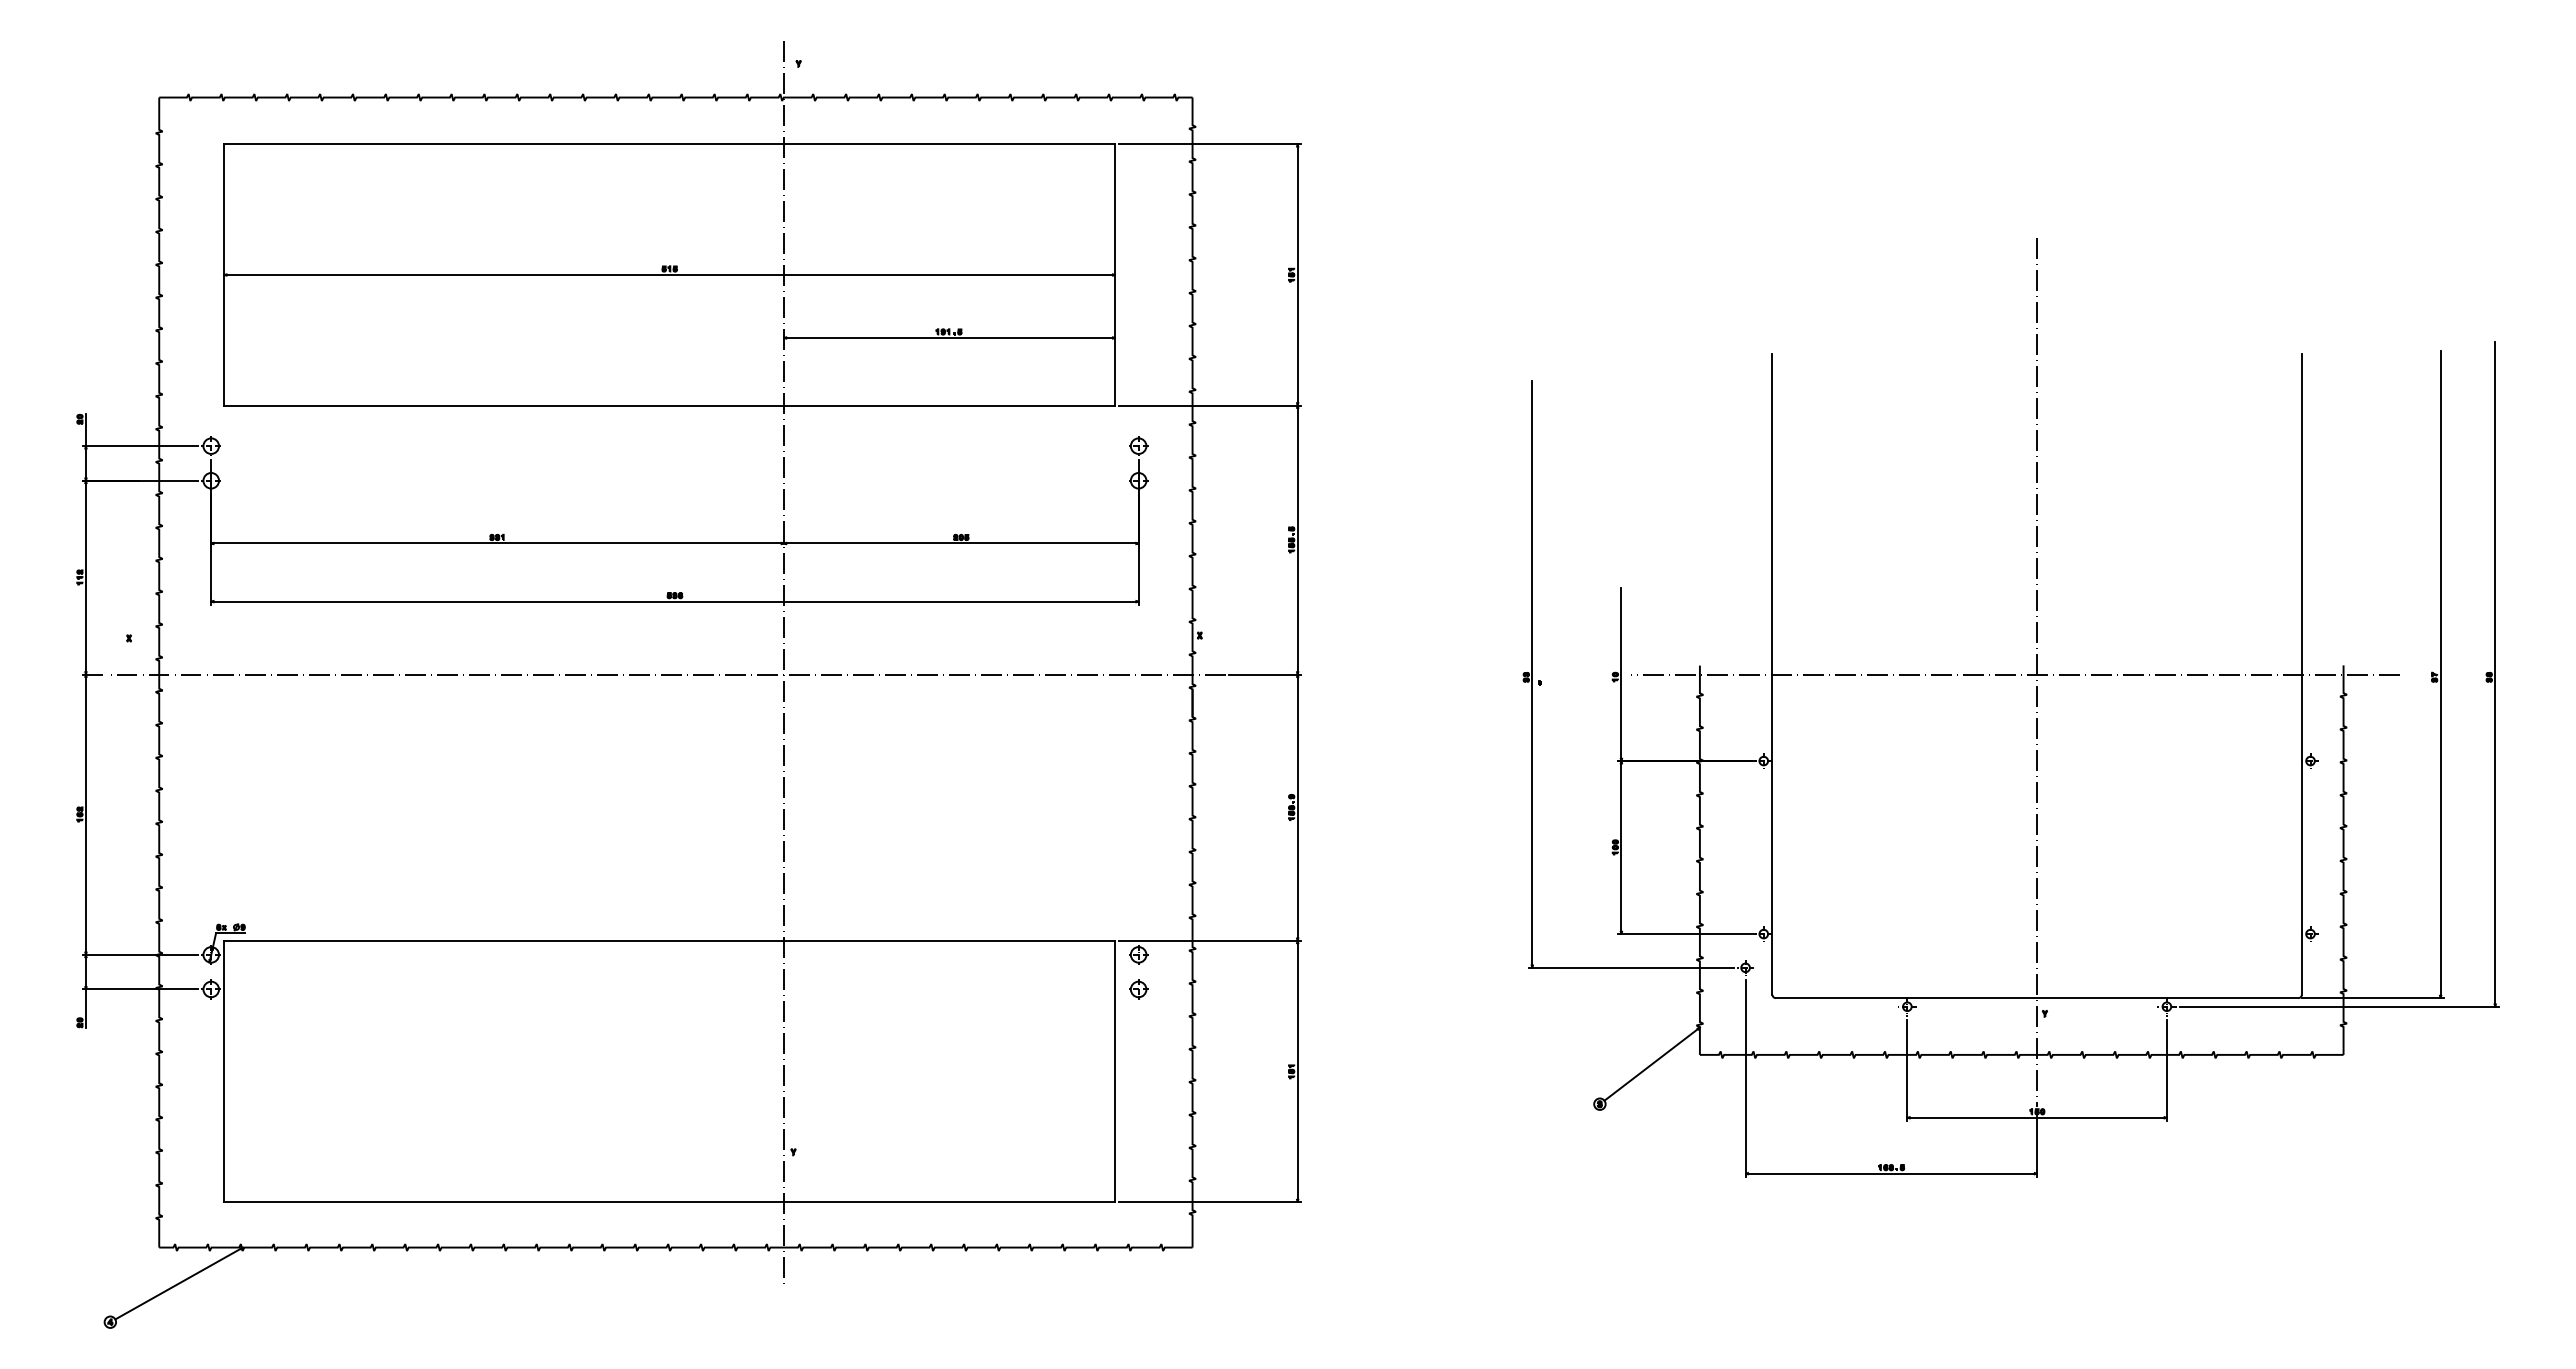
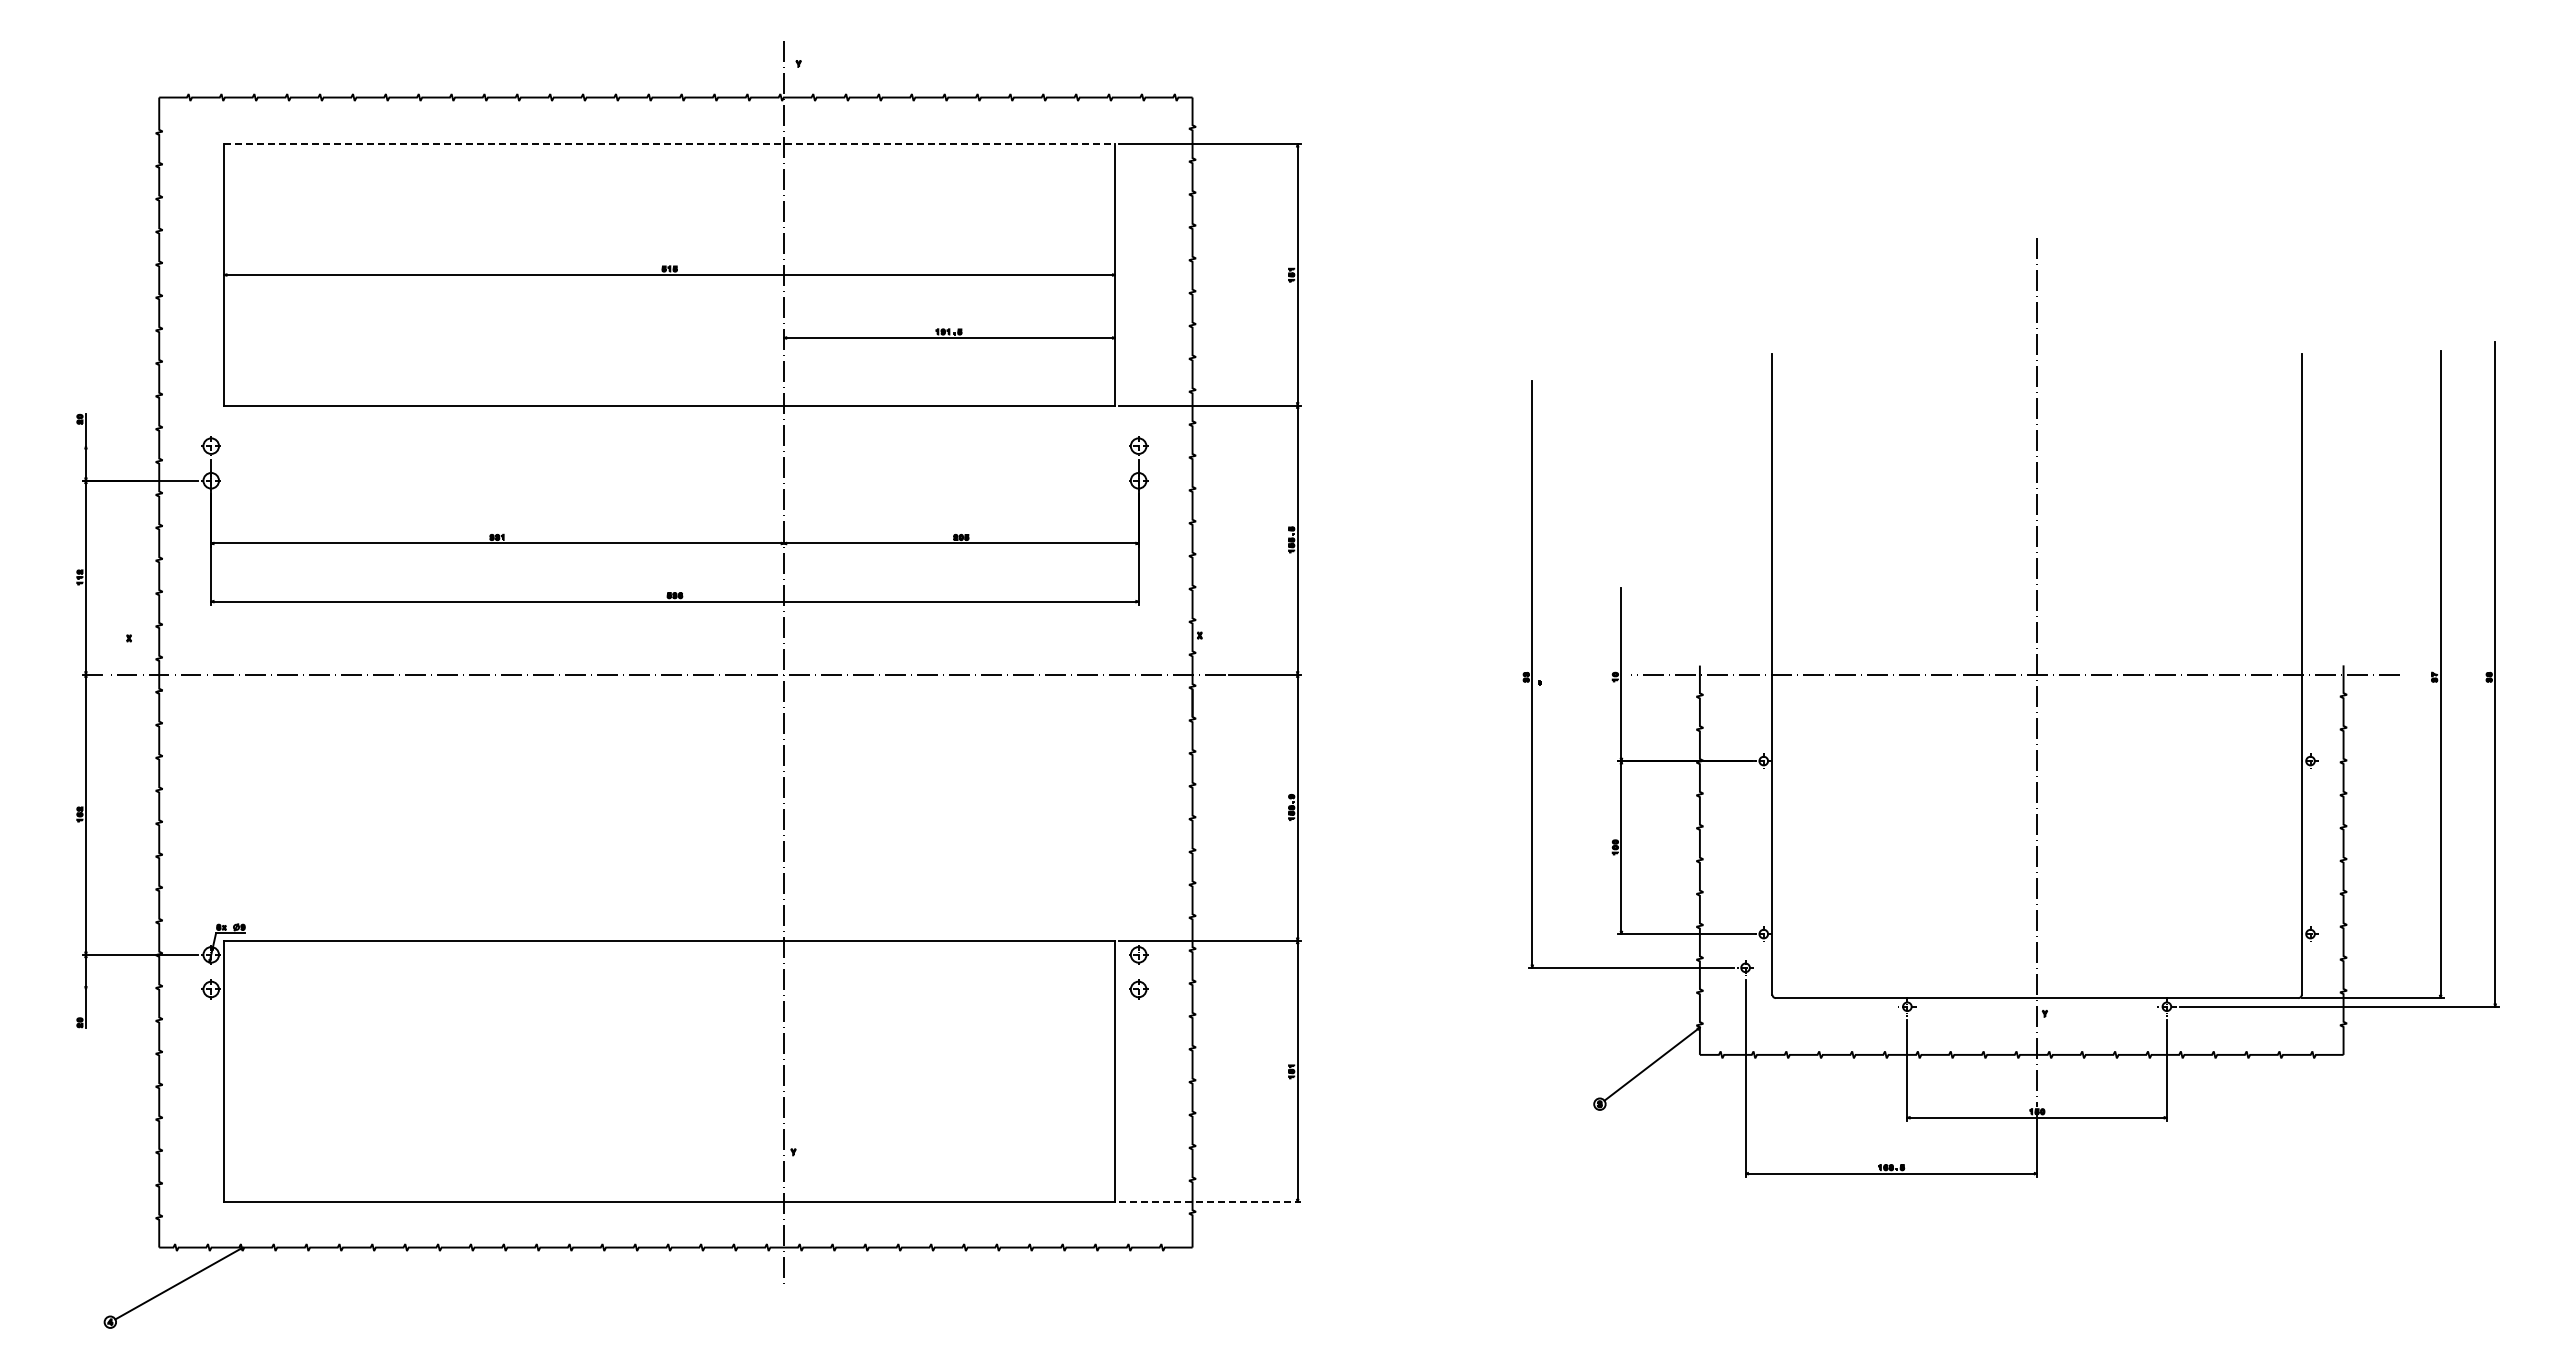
line: solid -> dashed (669, 144)
line: present -> none (139, 446)
line: present -> none (139, 989)
line: solid -> dashed (1210, 1202)
